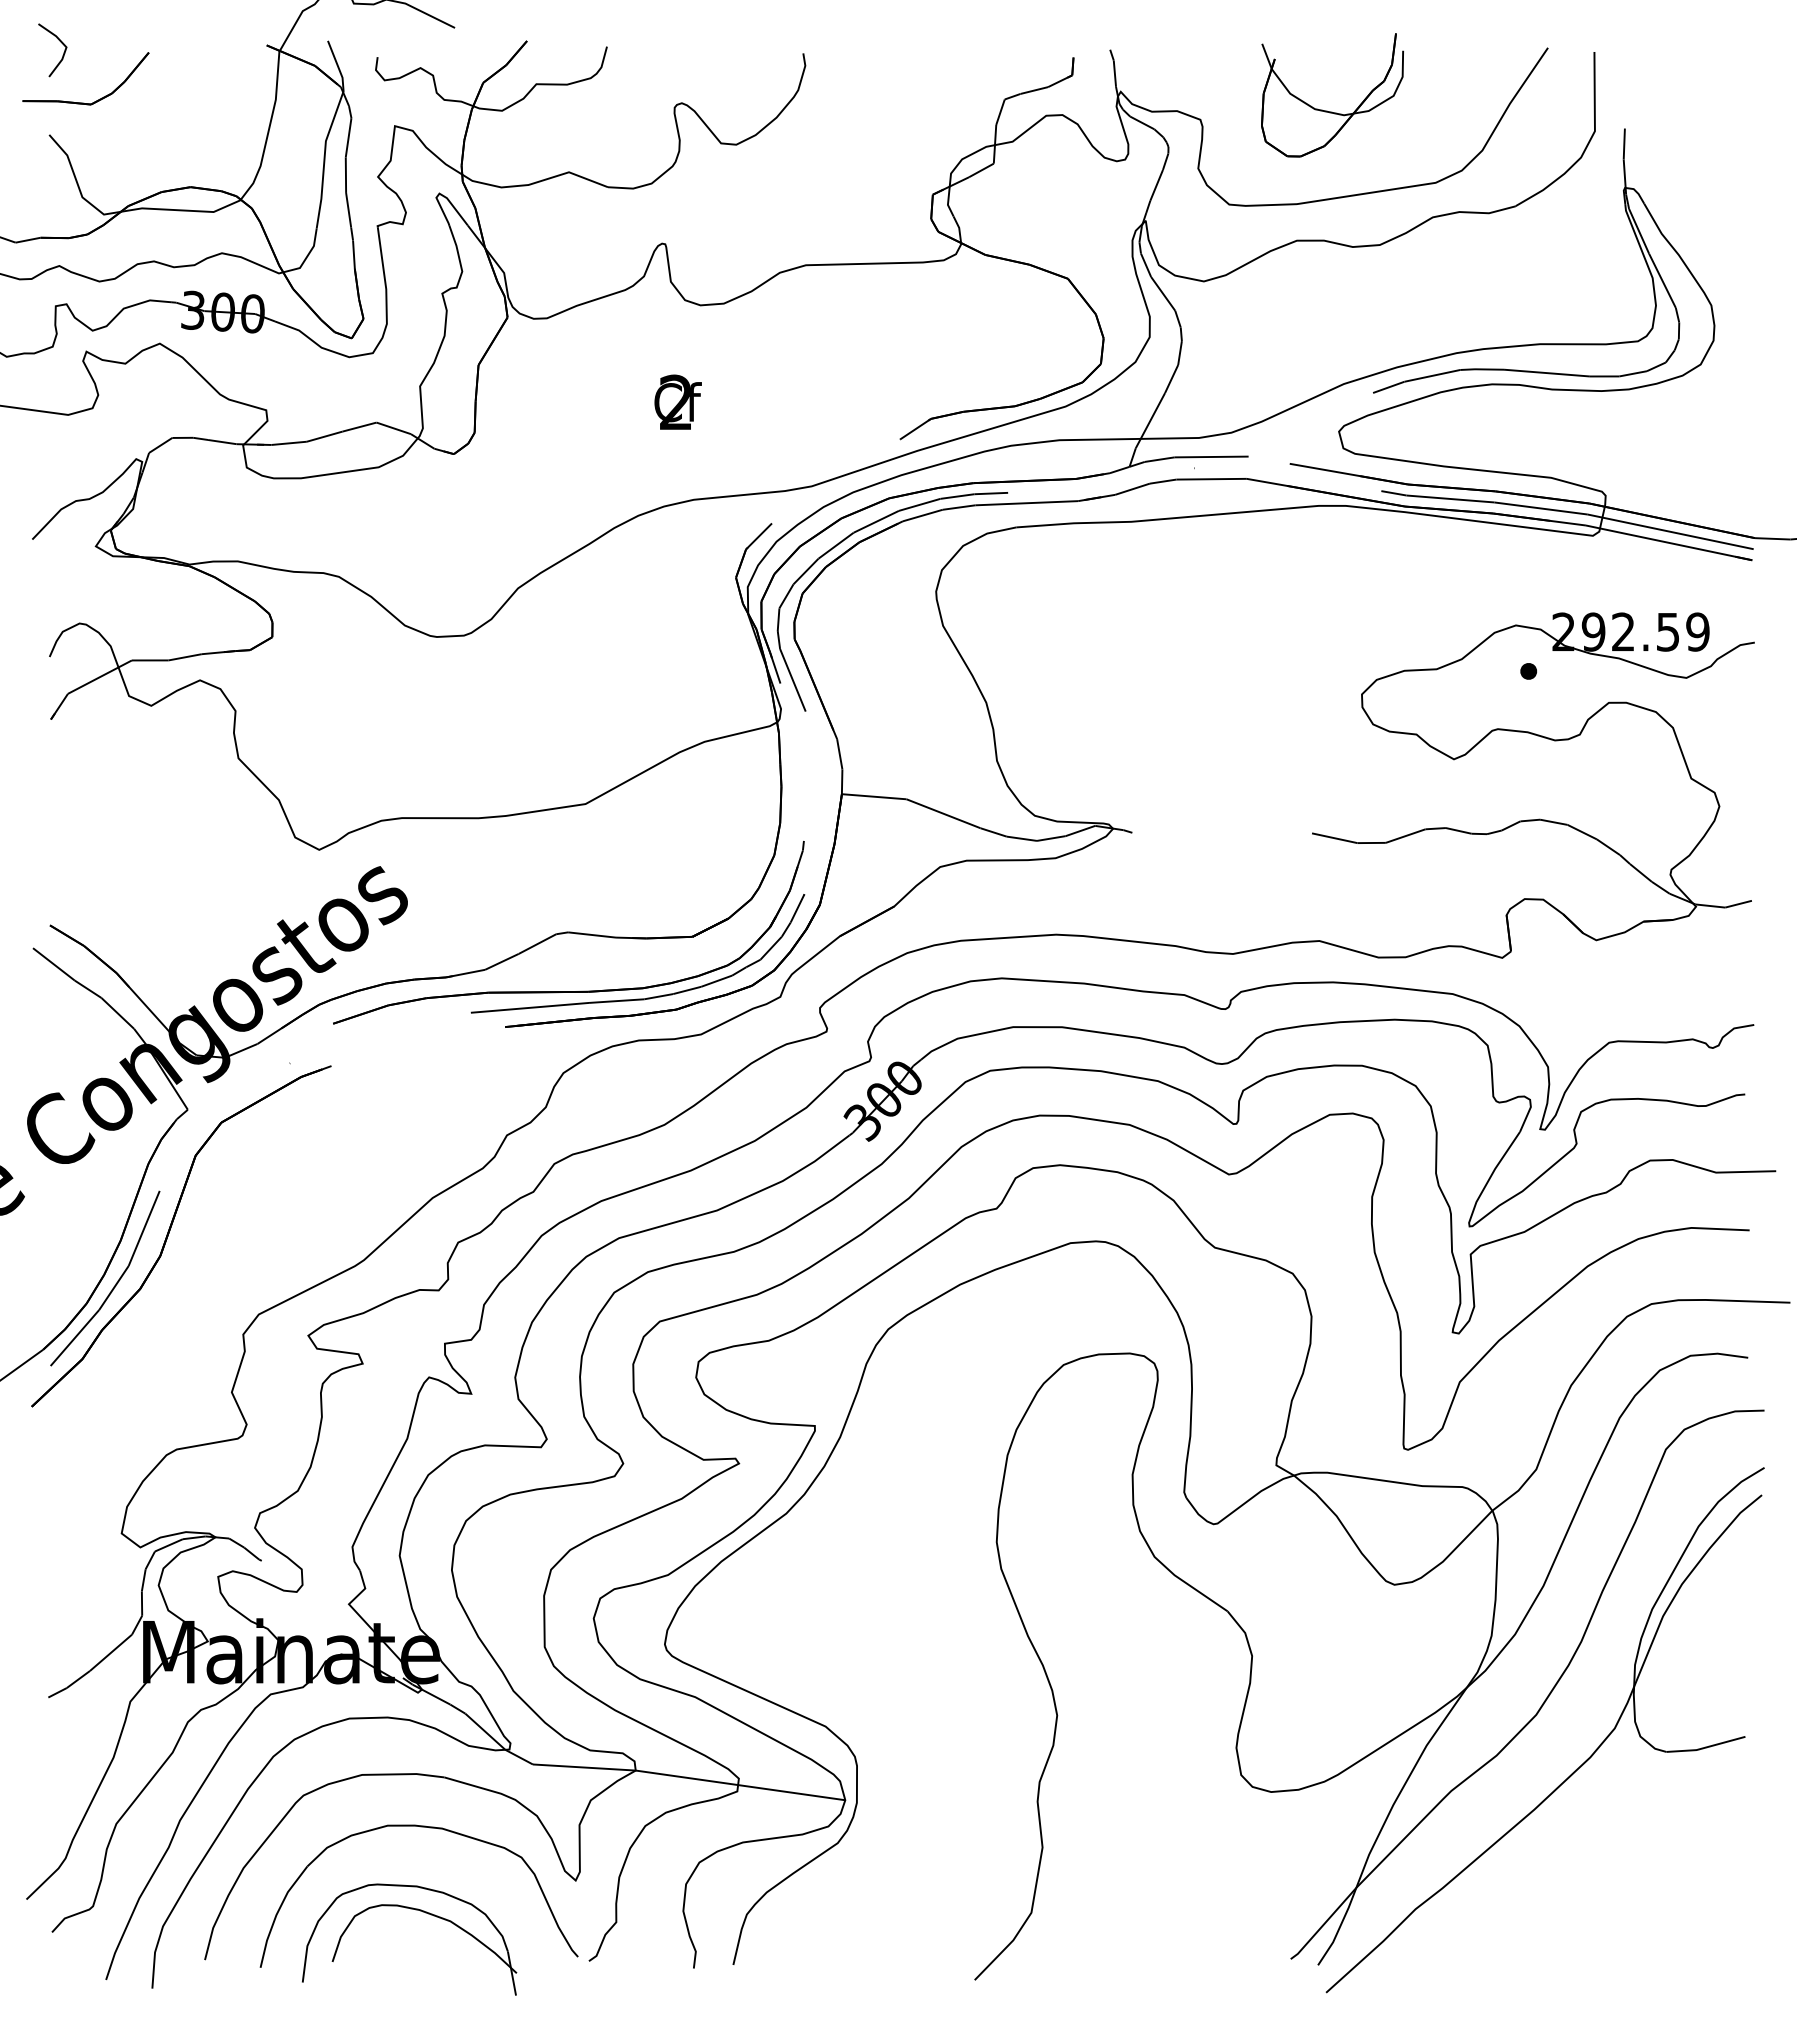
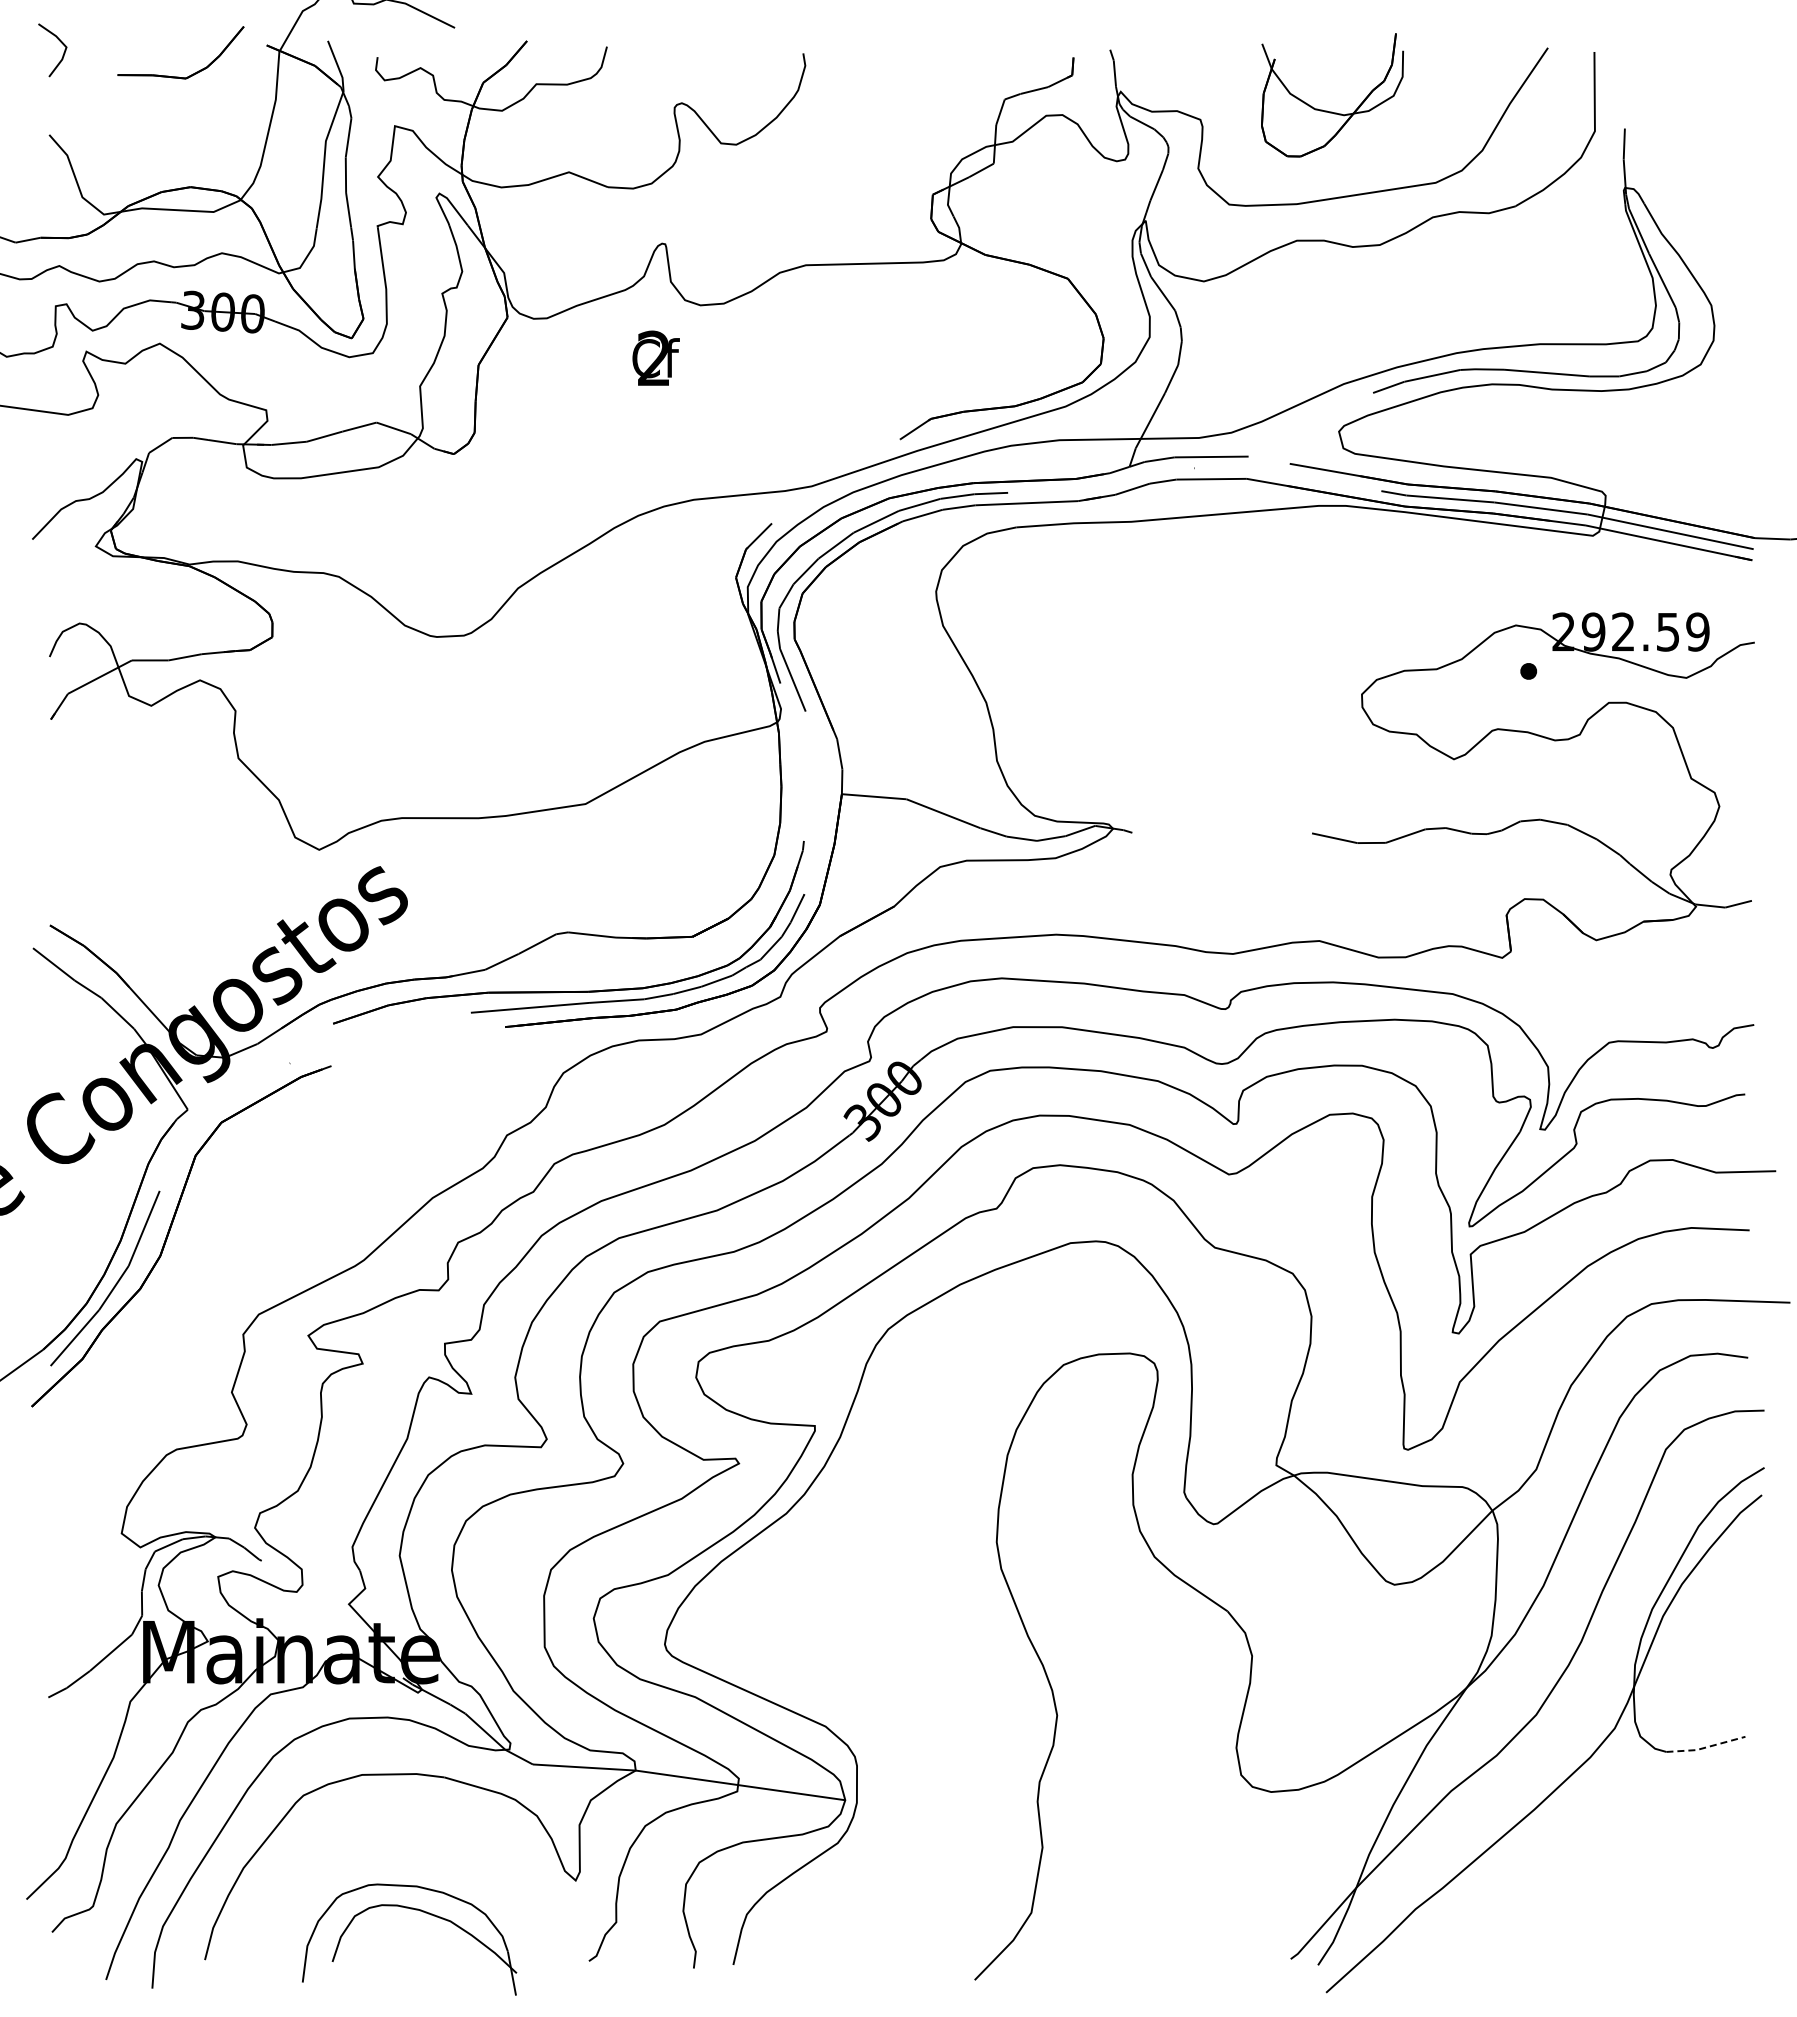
part position: (83, 102) -> (178, 76) (178, 76)
text position: (677, 401) -> (655, 357) (655, 357)
line: solid -> dashed (1706, 1747)
part: present -> none (429, 1828)
